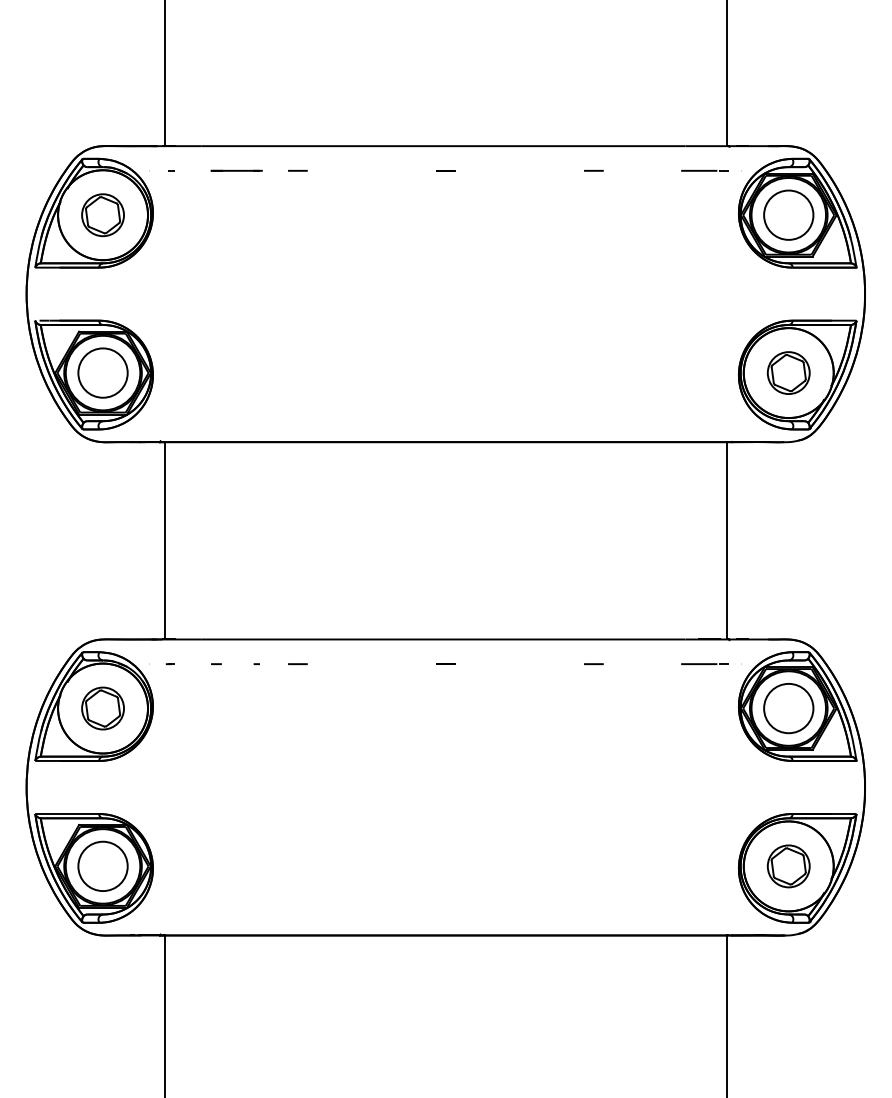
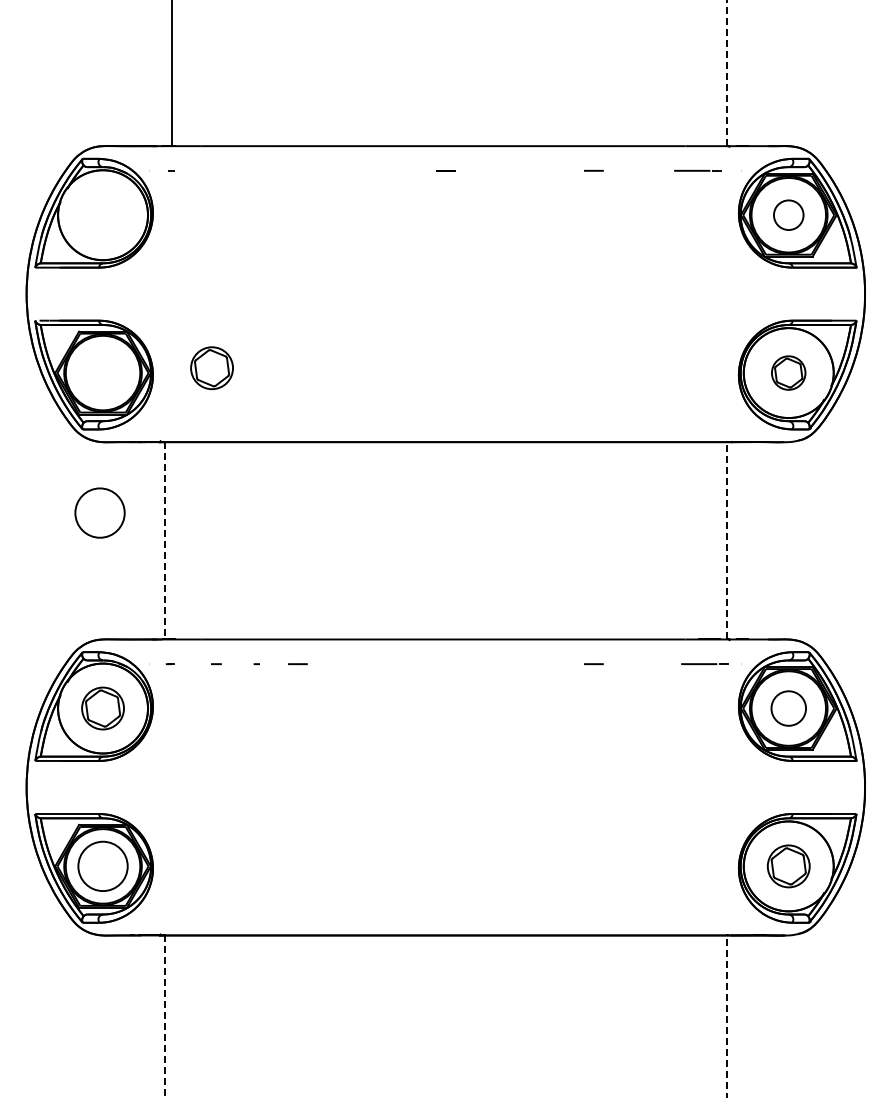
line: solid -> dashed (727, 73)
line position: (164, 74) -> (171, 74) (171, 74)
line: present -> none (236, 170)
line: present -> none (297, 170)
line position: (704, 170) -> (697, 170) (697, 170)
circle diameter: 49 px -> 30 px (788, 215)
part position: (102, 215) -> (211, 368) (211, 368)
circle position: (102, 372) -> (99, 512) (99, 512)
part size: 45x44 px -> 36x36 px (788, 372)
line: solid -> dashed (164, 540)
line: solid -> dashed (727, 540)
line: present -> none (445, 663)
circle diameter: 49 px -> 35 px (788, 708)
line: solid -> dashed (727, 1015)
line: solid -> dashed (164, 1016)
